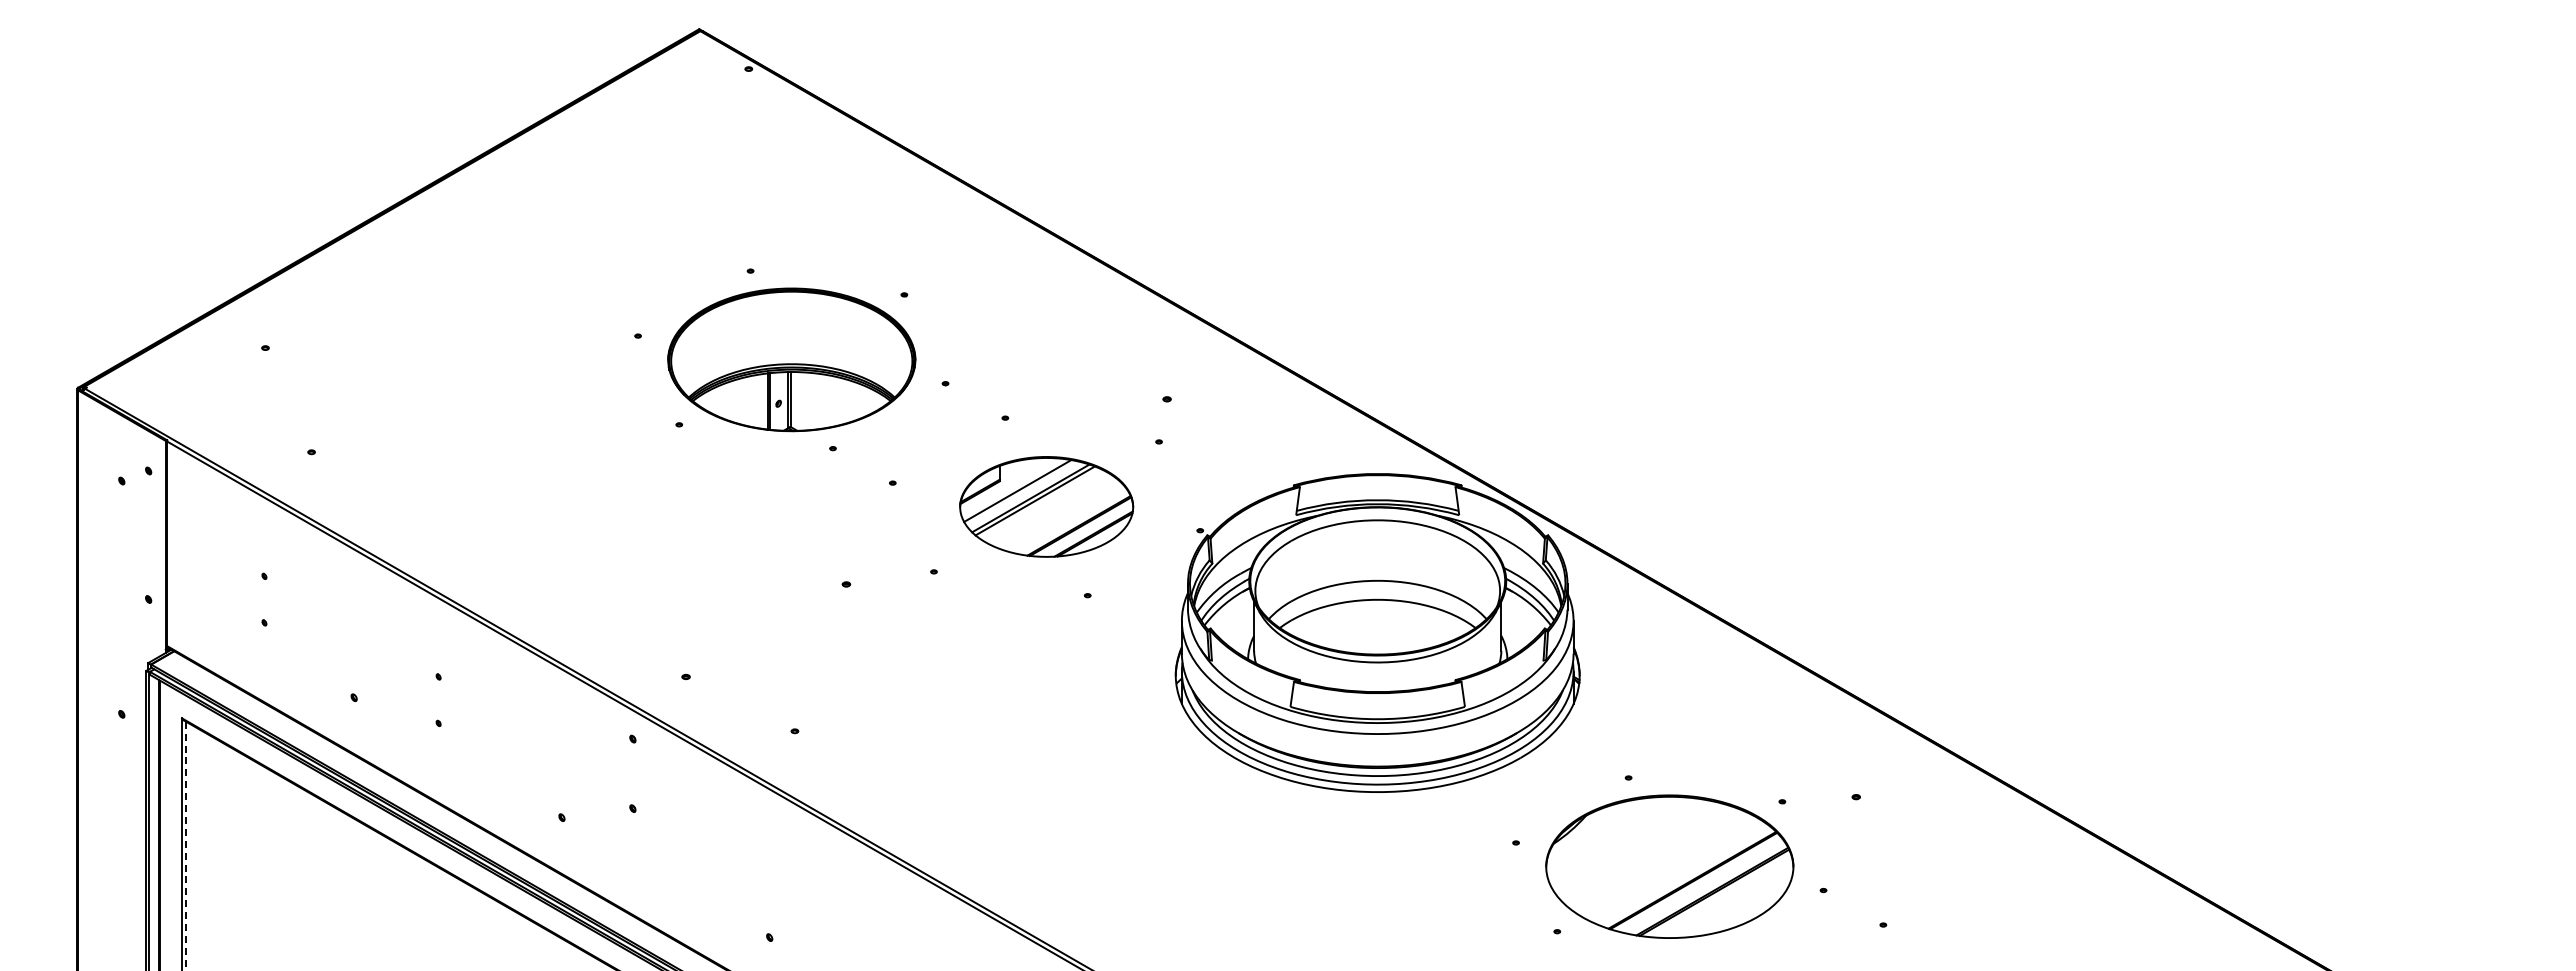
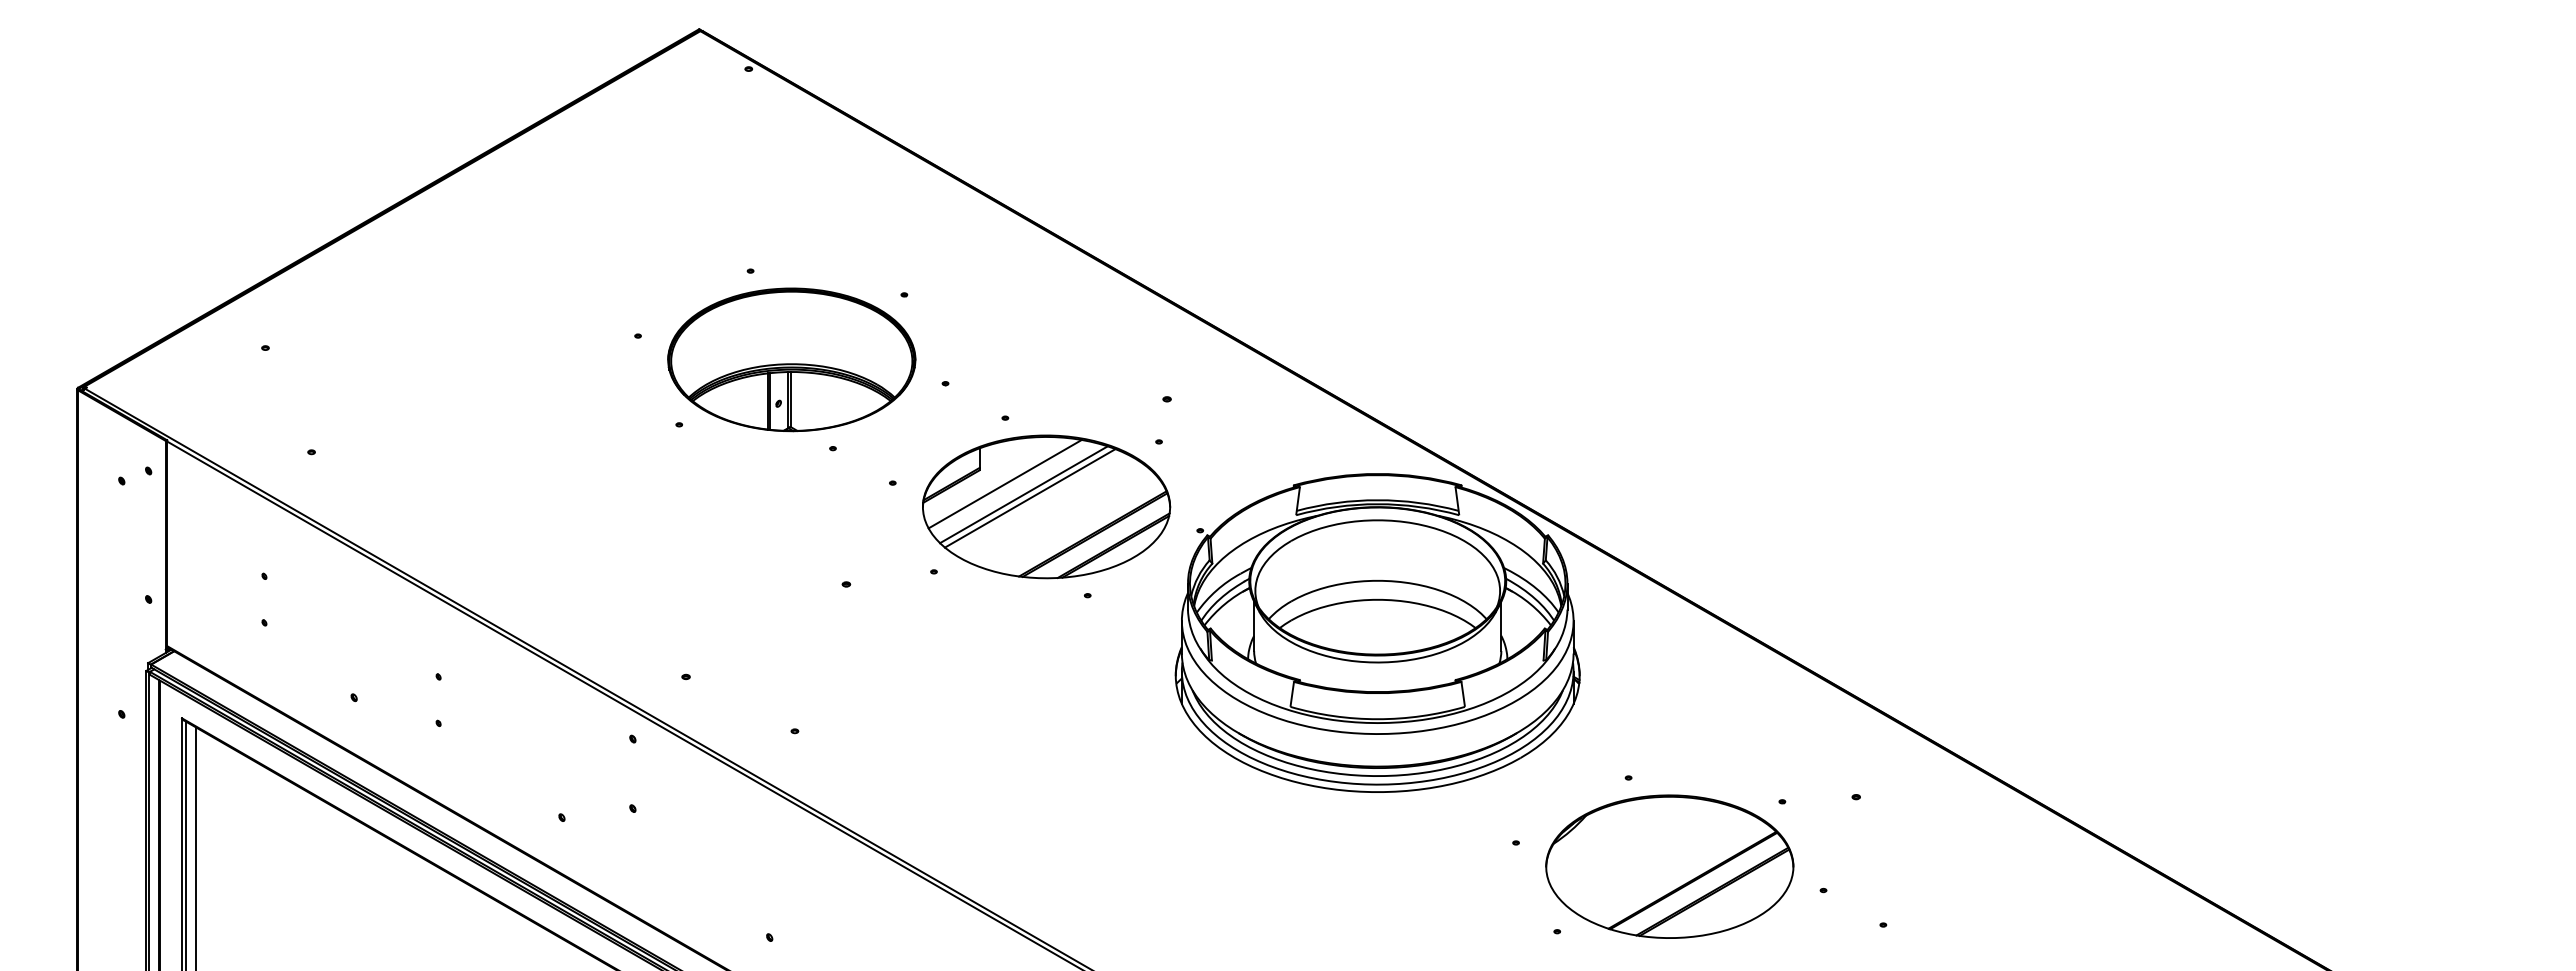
part size: 176x102 px -> 250x146 px (1046, 506)
line: dashed -> solid (186, 846)
line: none -> present (196, 847)
